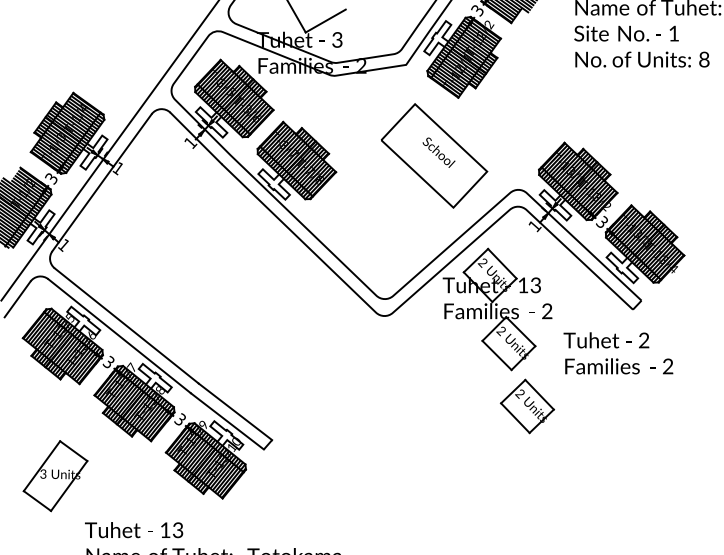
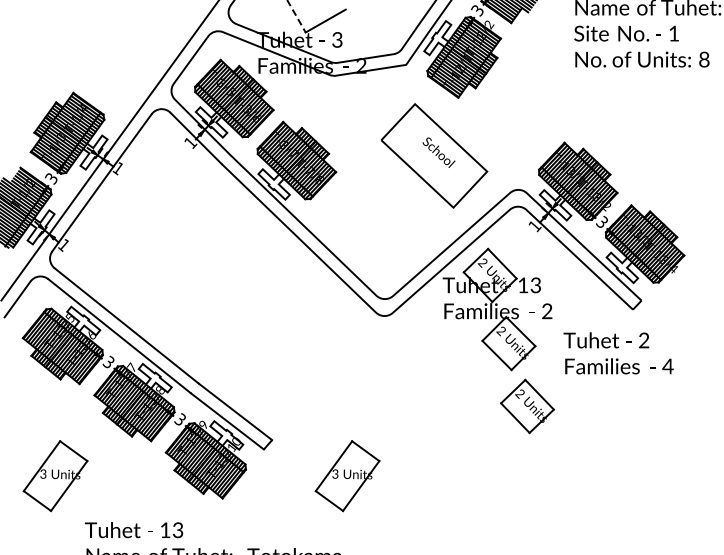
line: solid -> dashed (296, 16)
text: 2 -> 4 (667, 366)
part: none -> present (347, 476)
